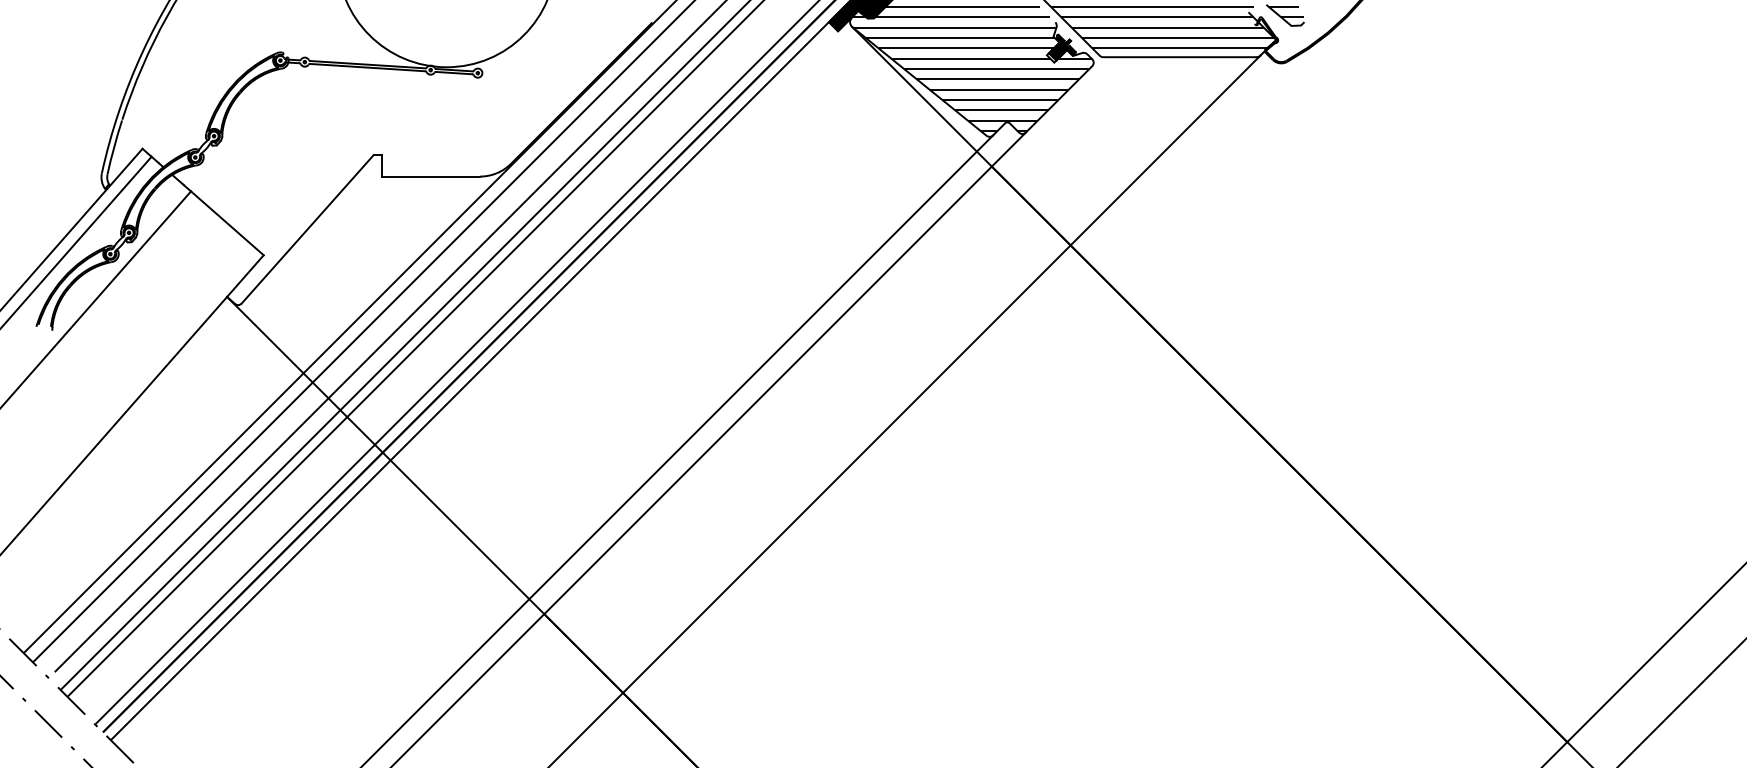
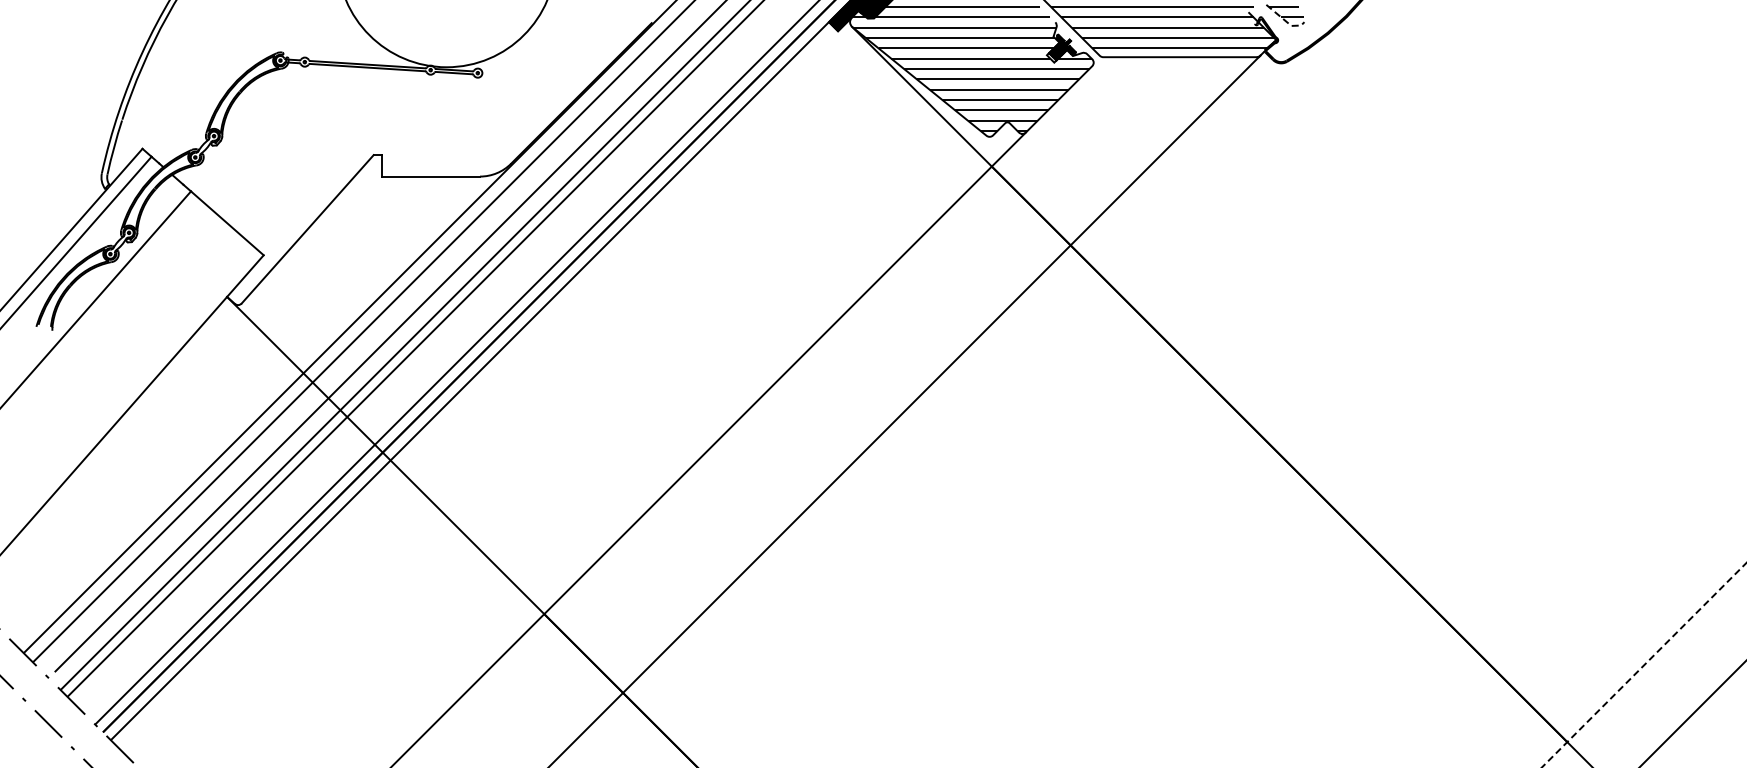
line: solid -> dashed (1285, 20)
line: present -> none (678, 449)
line: solid -> dashed (1644, 665)
line position: (1681, 702) -> (1692, 713) (1692, 713)
